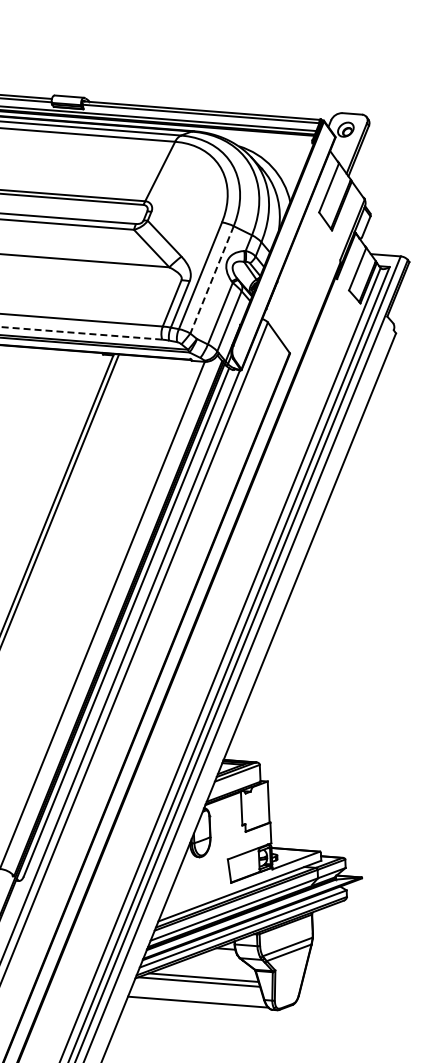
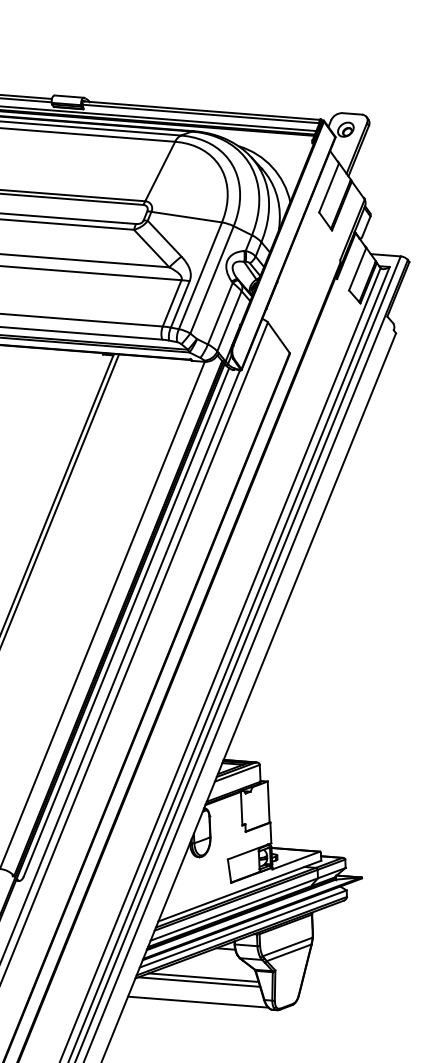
line: none -> present (186, 216)
line: none -> present (91, 273)
line: dashed -> solid (212, 279)
line: dashed -> solid (81, 333)
